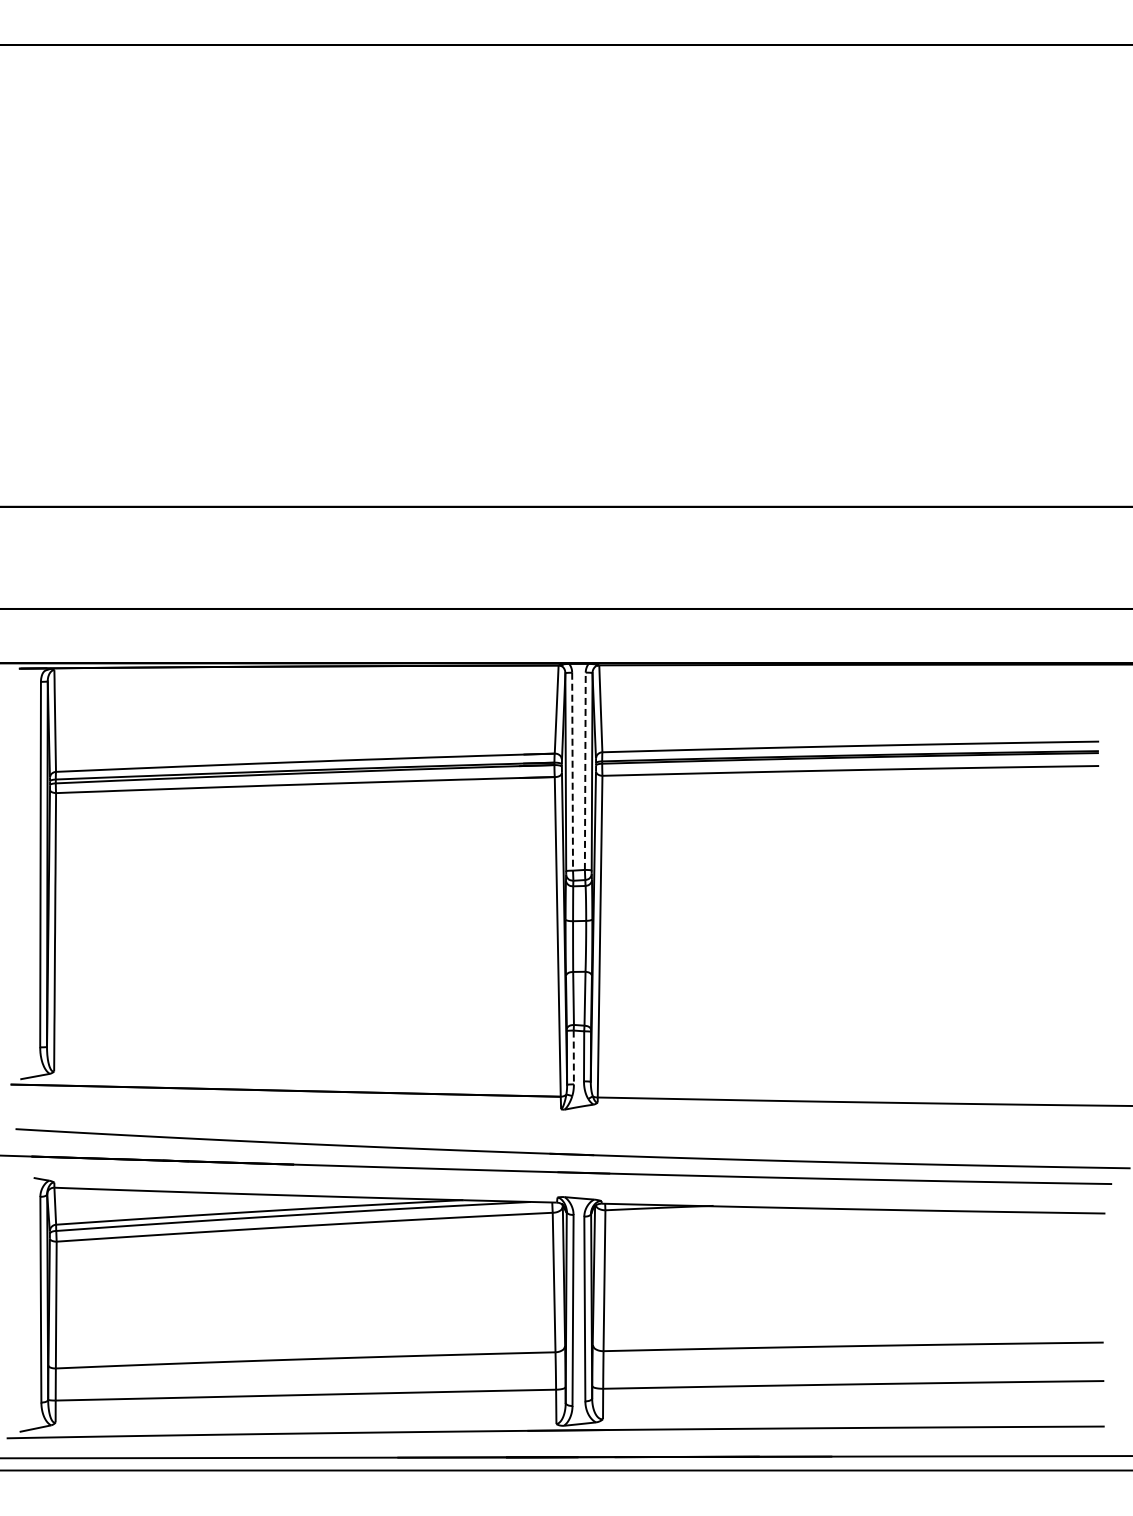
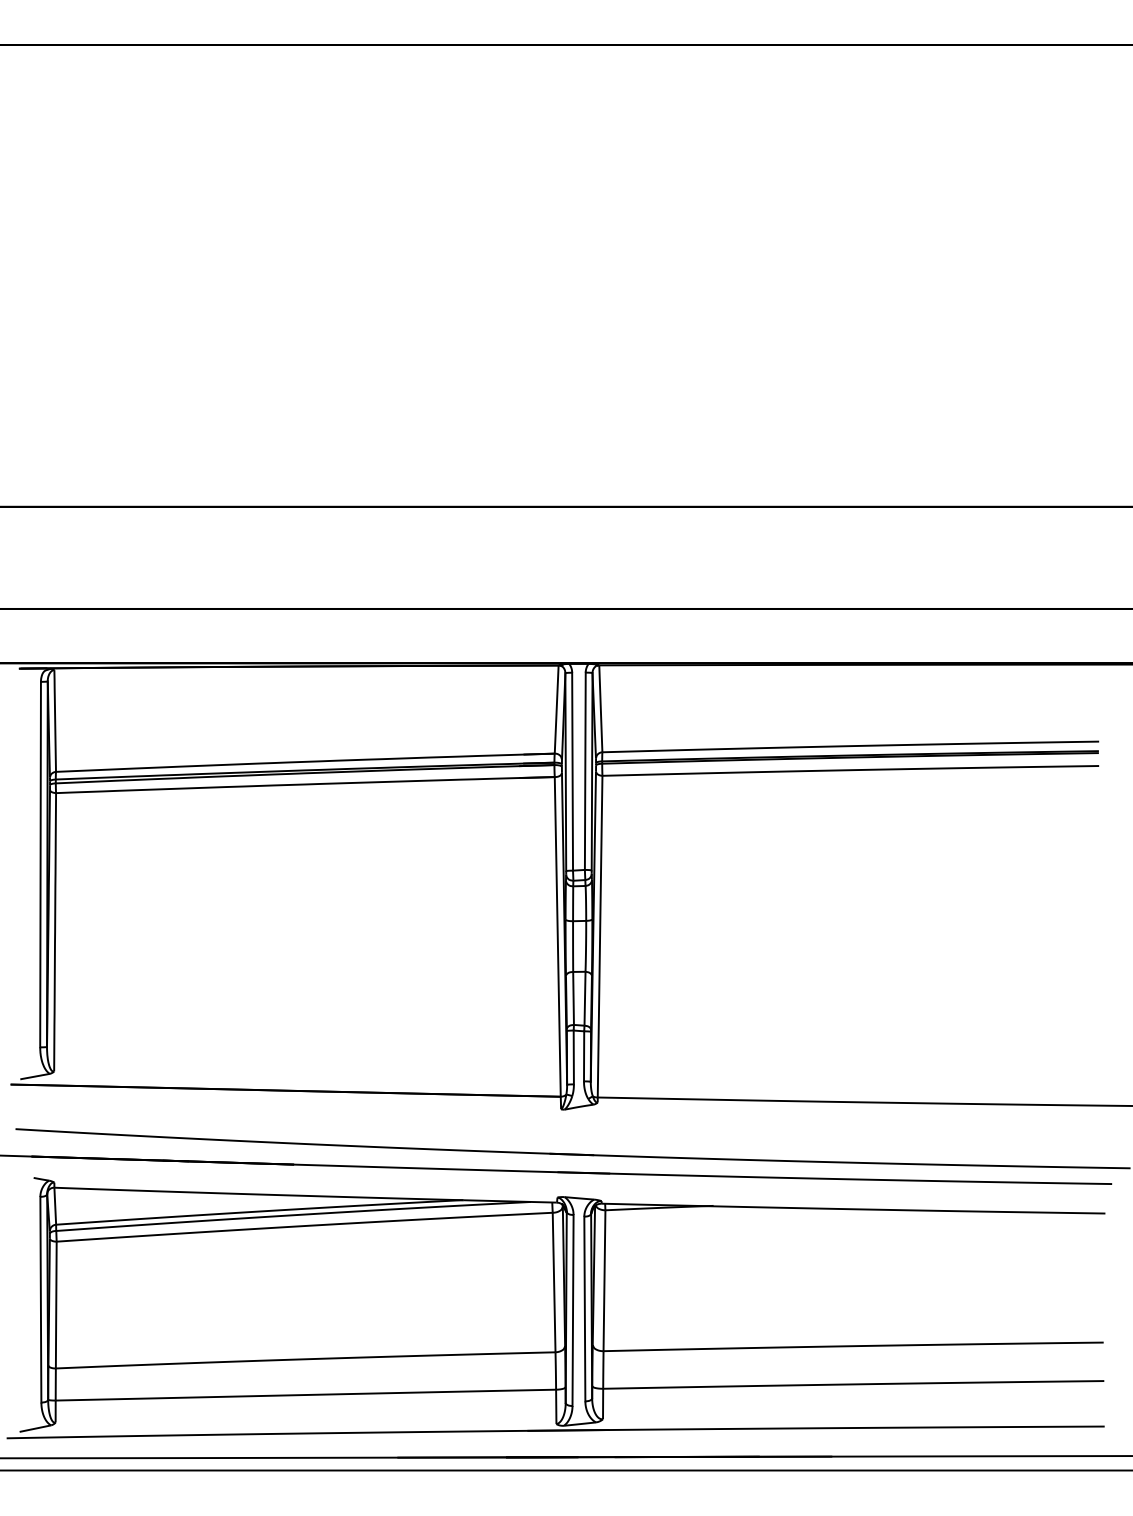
line: dashed -> solid (572, 771)
line: dashed -> solid (585, 771)
line: dashed -> solid (573, 1057)
